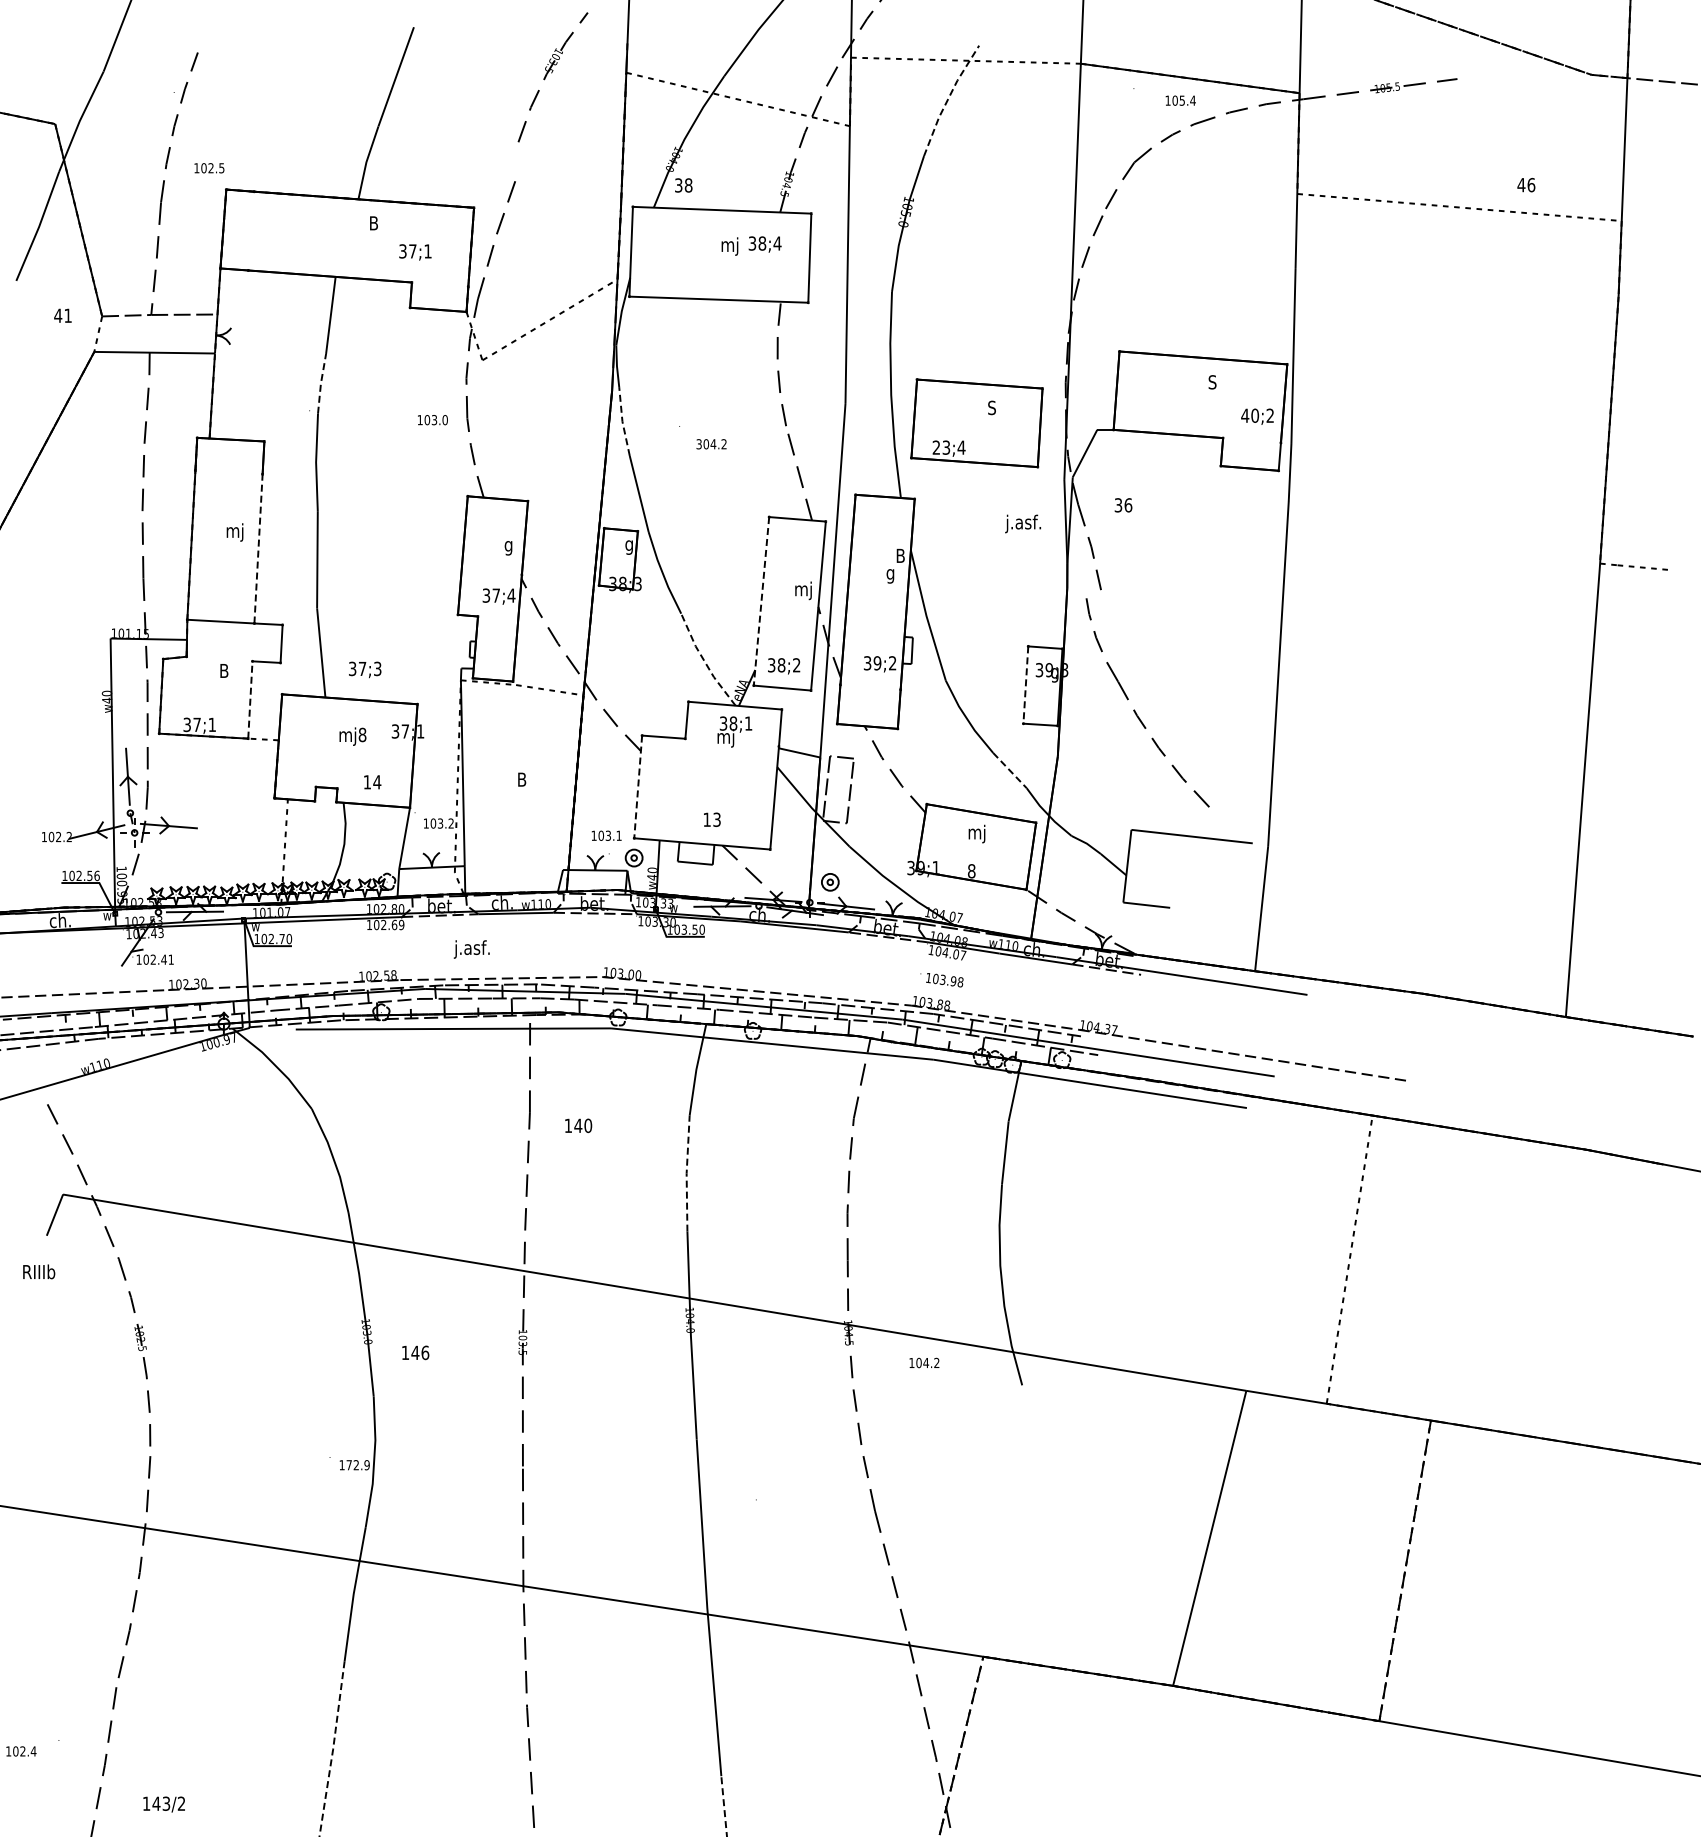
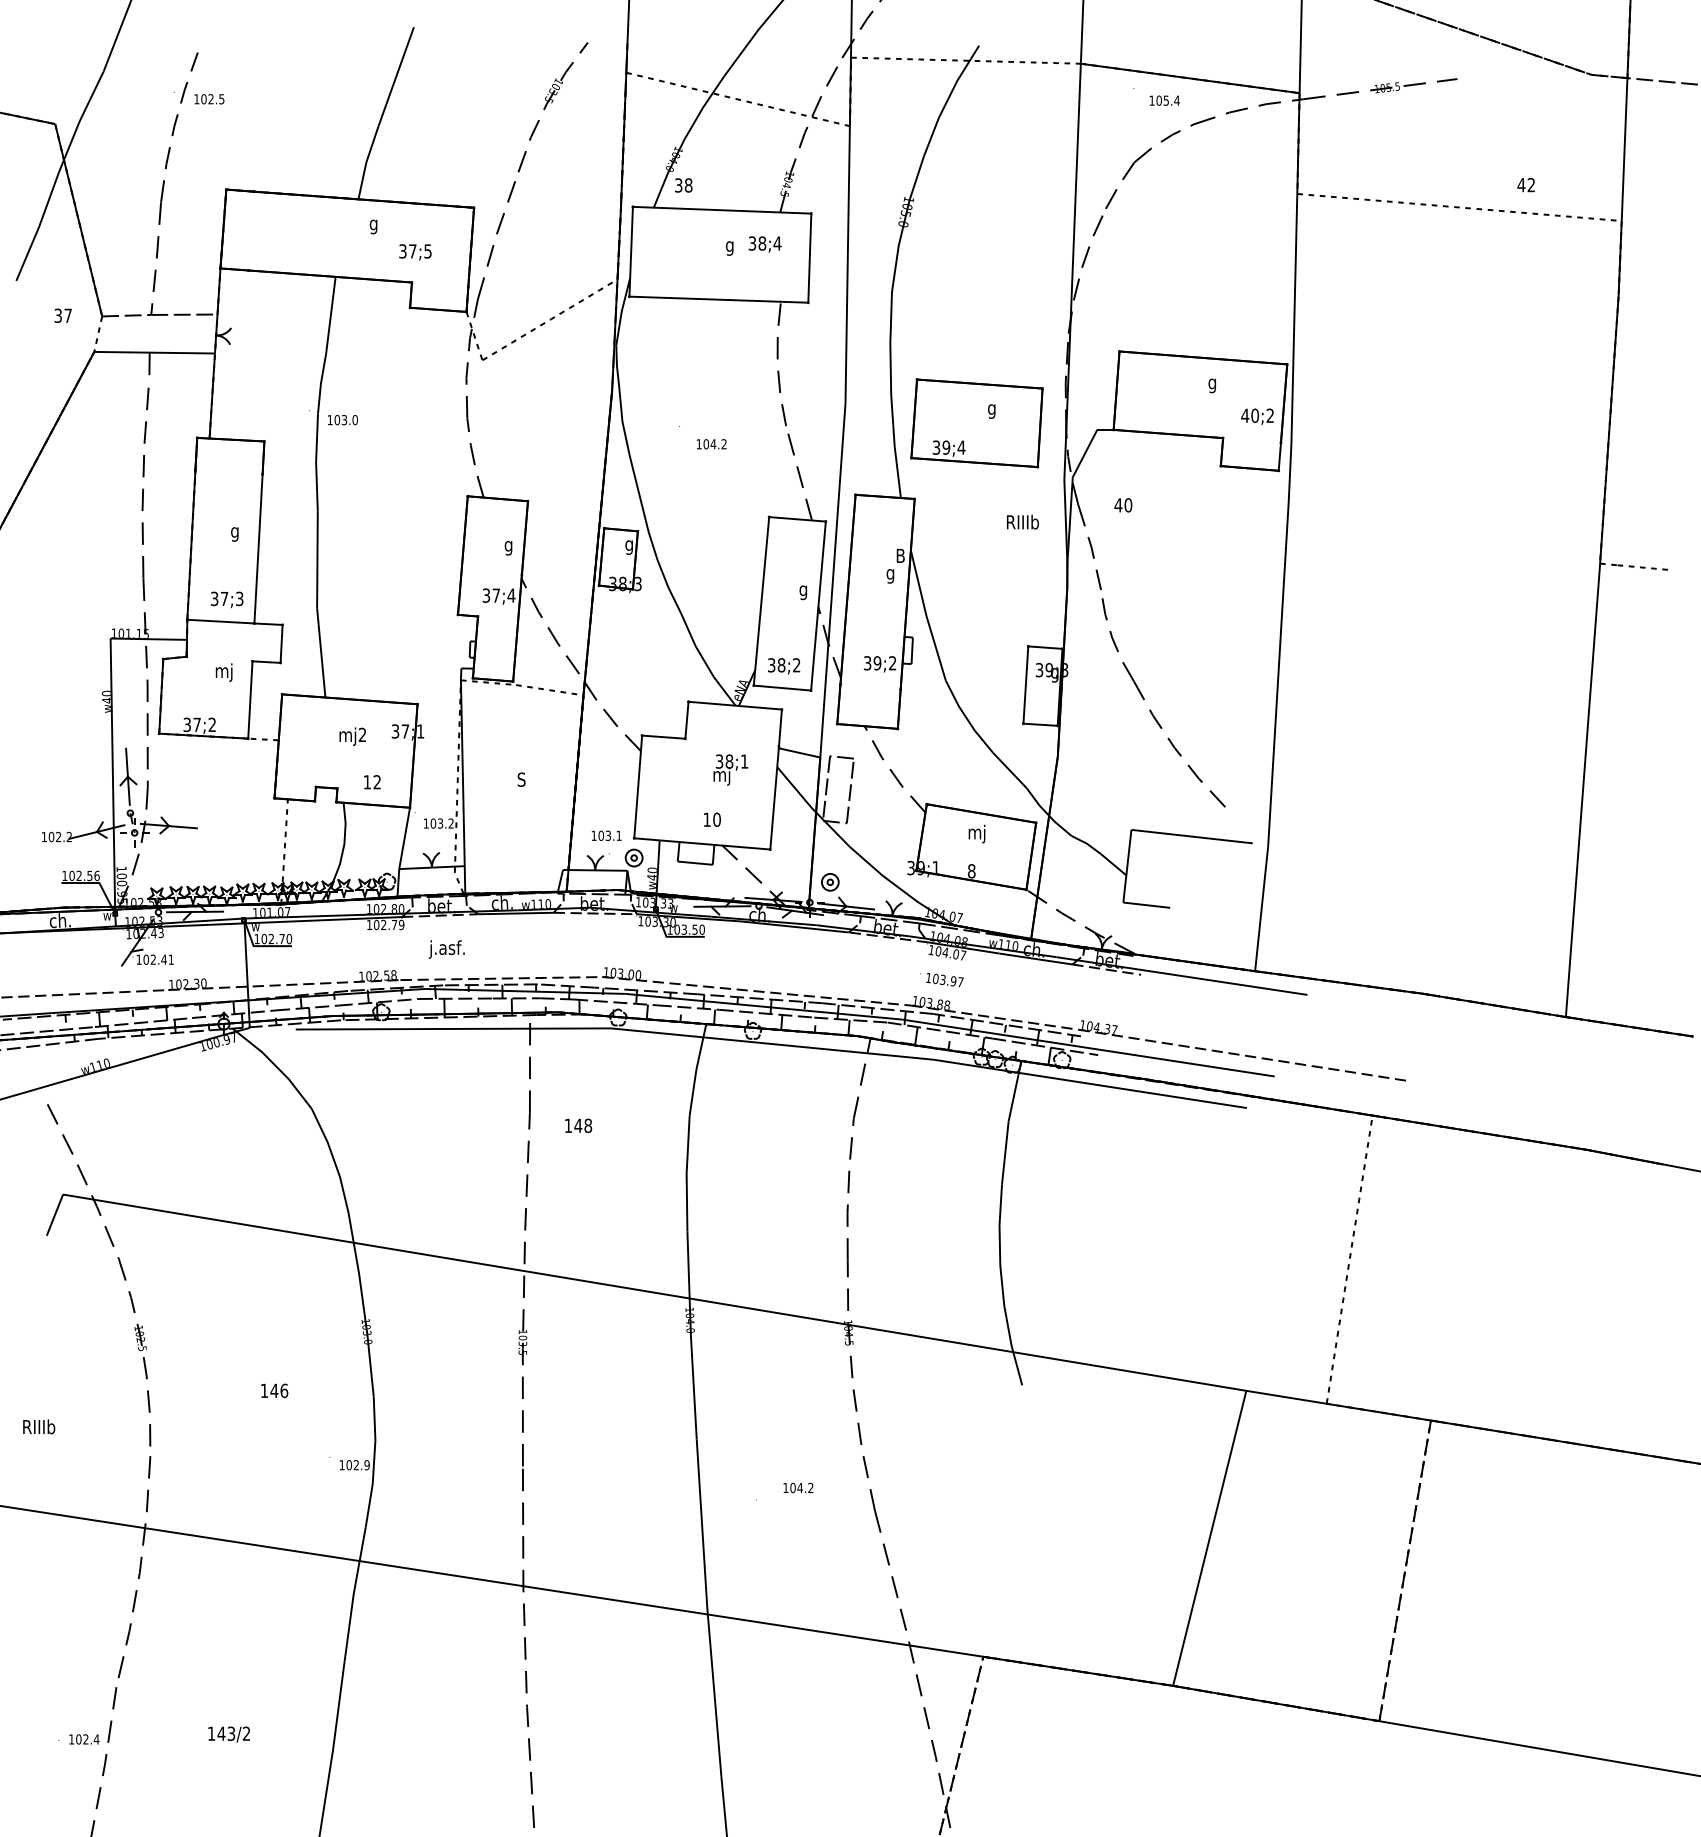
part position: (552, 77) -> (552, 107) (552, 107)
line: dashed -> solid (948, 99)
text position: (1180, 100) -> (1164, 100) (1164, 100)
text position: (209, 168) -> (209, 99) (209, 99)
text: 46 -> 42 (1531, 184)
text: B -> g (373, 225)
text: mj -> g (729, 246)
text: 37;1 -> 37;5 (427, 251)
text: 41 -> 37 (62, 315)
line: dashed -> solid (320, 383)
text: S -> g (1212, 384)
text: S -> g (991, 409)
text position: (432, 420) -> (342, 420) (342, 420)
line: dashed -> solid (622, 421)
text: 304.2 -> 104.2 (698, 444)
text: 23;4 -> 39;4 (941, 447)
text: 36 -> 40 (1123, 505)
text: j.asf. -> RIIIb (1023, 523)
text: mj -> g (234, 532)
line: dashed -> solid (258, 548)
text: mj -> g (803, 590)
line: dashed -> solid (761, 601)
line: dashed -> solid (704, 661)
text position: (365, 669) -> (227, 599) (227, 599)
text: B -> mj (223, 672)
line: dashed -> solid (1025, 685)
line: dashed -> solid (250, 700)
part position: (1135, 710) -> (1151, 710) (1151, 710)
text: 37;1 -> 37;2 (211, 724)
text position: (734, 731) -> (730, 769) (730, 769)
text: mj8 -> mj2 (362, 734)
line: dashed -> solid (1010, 770)
text: B -> S (521, 779)
text: 14 -> 12 (377, 782)
line: dashed -> solid (638, 787)
text: 13 -> 10 (716, 819)
text: 102.69 -> 102.79 (394, 924)
text position: (471, 949) -> (446, 949) (446, 949)
text: 103.98 -> 103.97 (960, 982)
text: 140 -> 148 (588, 1125)
line: dashed -> solid (686, 1173)
text position: (39, 1271) -> (39, 1426) (39, 1426)
text position: (415, 1352) -> (274, 1390) (274, 1390)
text position: (924, 1362) -> (798, 1487) (798, 1487)
text: 172.9 -> 102.9 (348, 1465)
line: dashed -> solid (333, 1749)
text position: (21, 1751) -> (84, 1739) (84, 1739)
text position: (163, 1804) -> (228, 1734) (228, 1734)
line: dashed -> solid (724, 1805)
